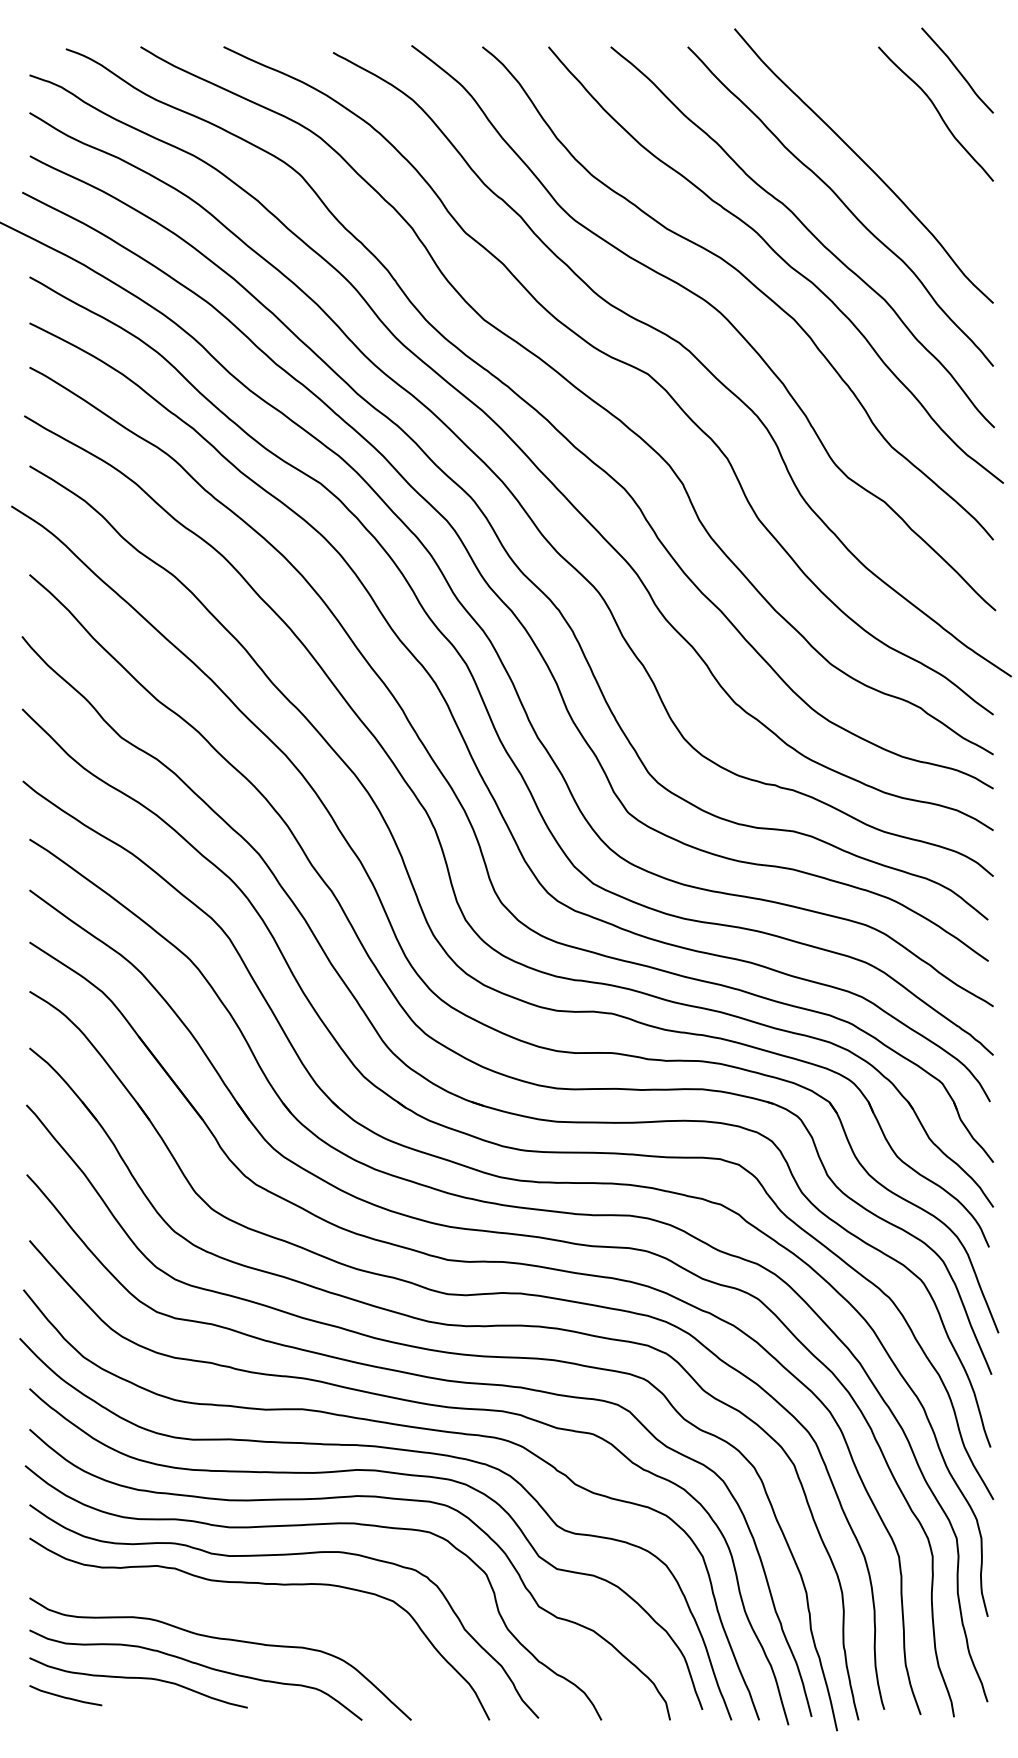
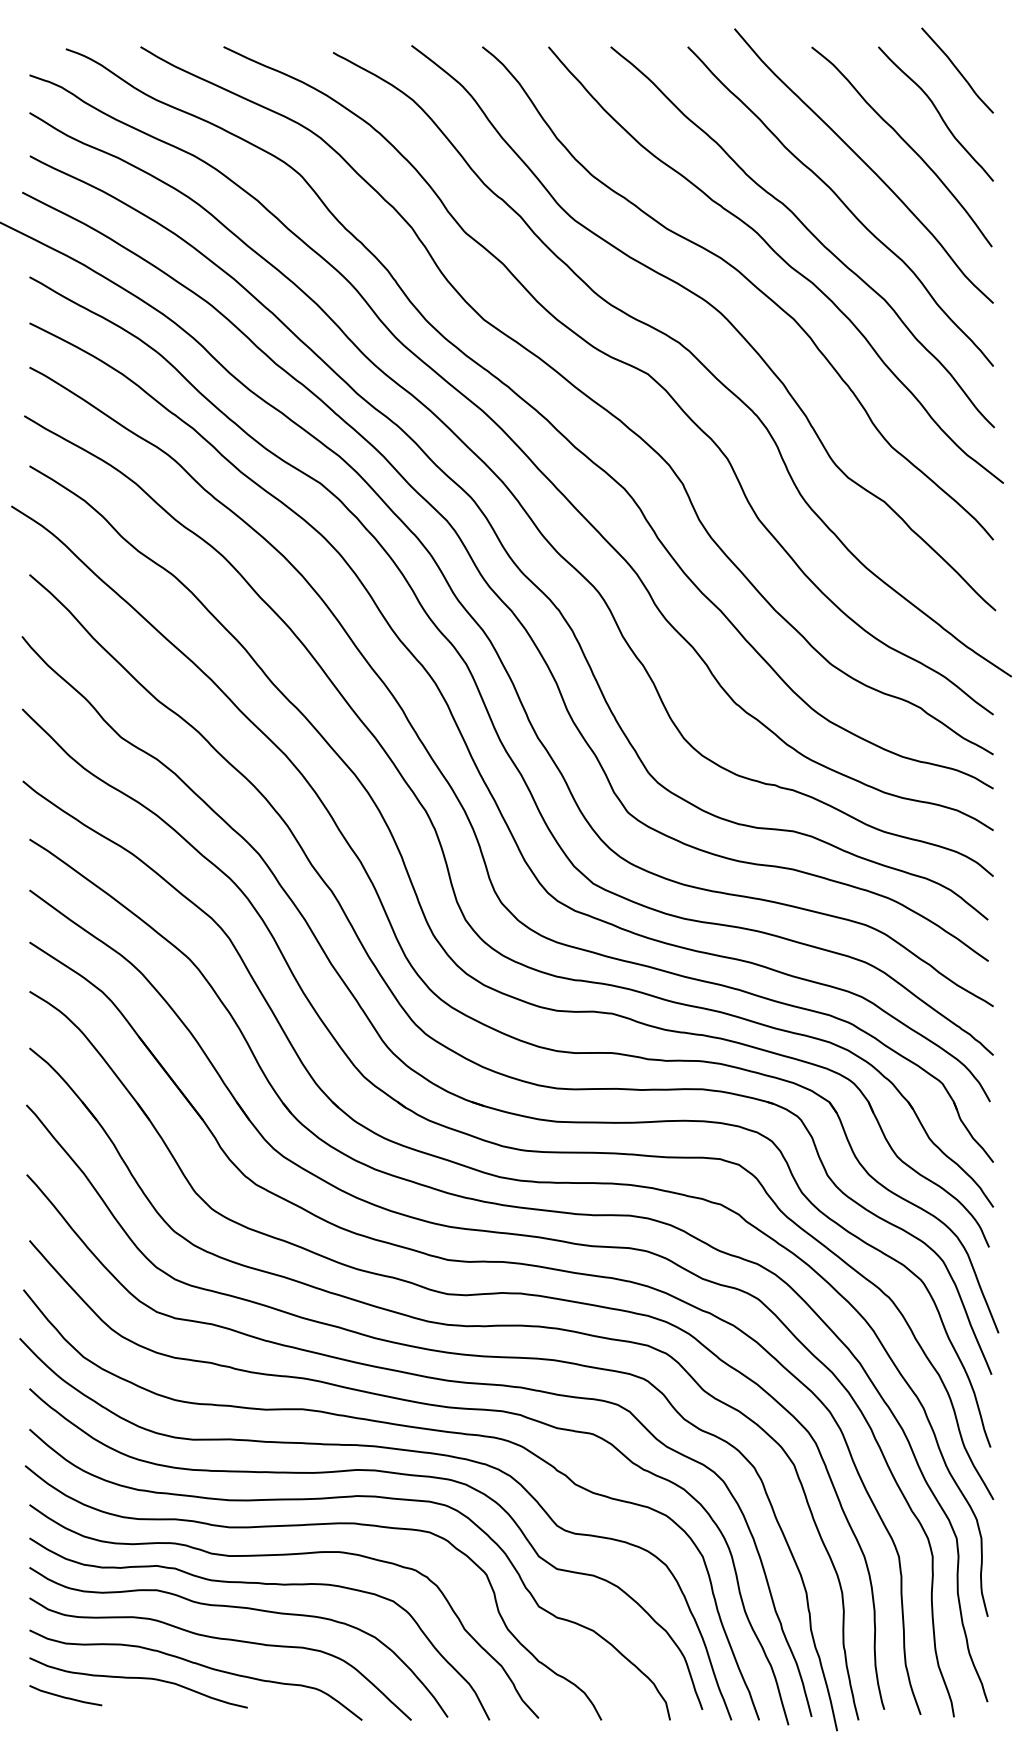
curve: none -> present (904, 142)
curve: none -> present (238, 1608)
